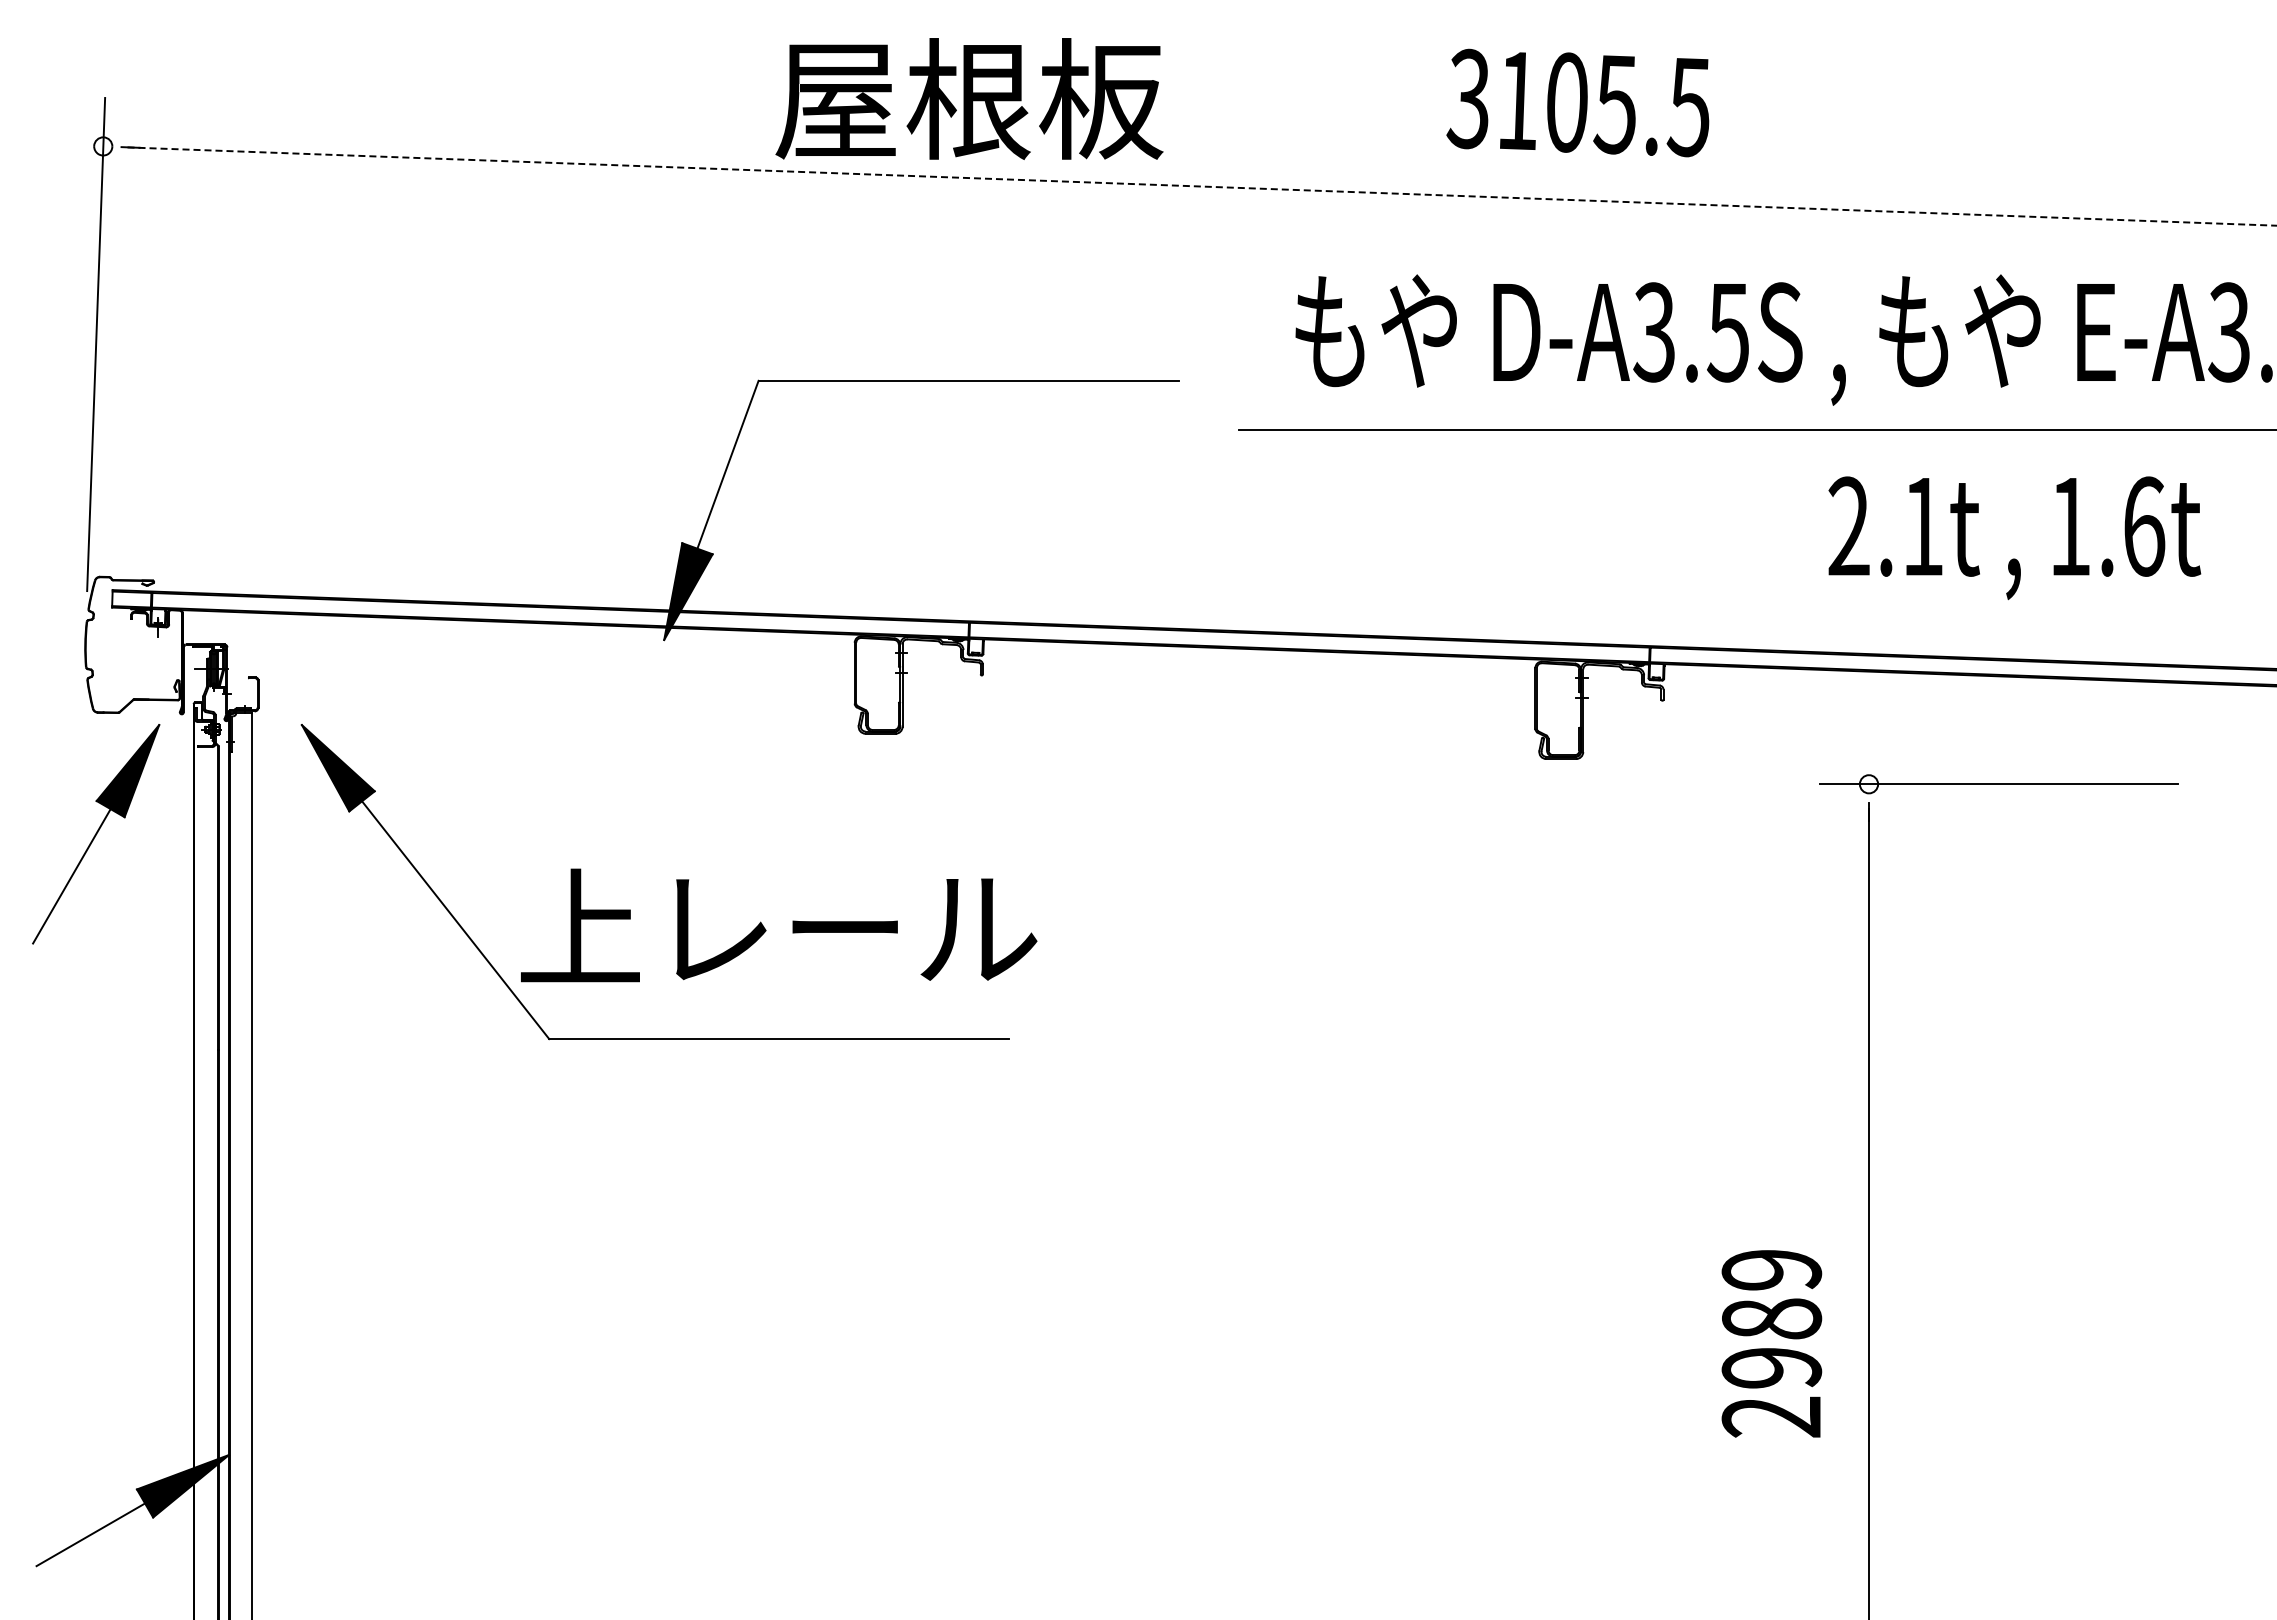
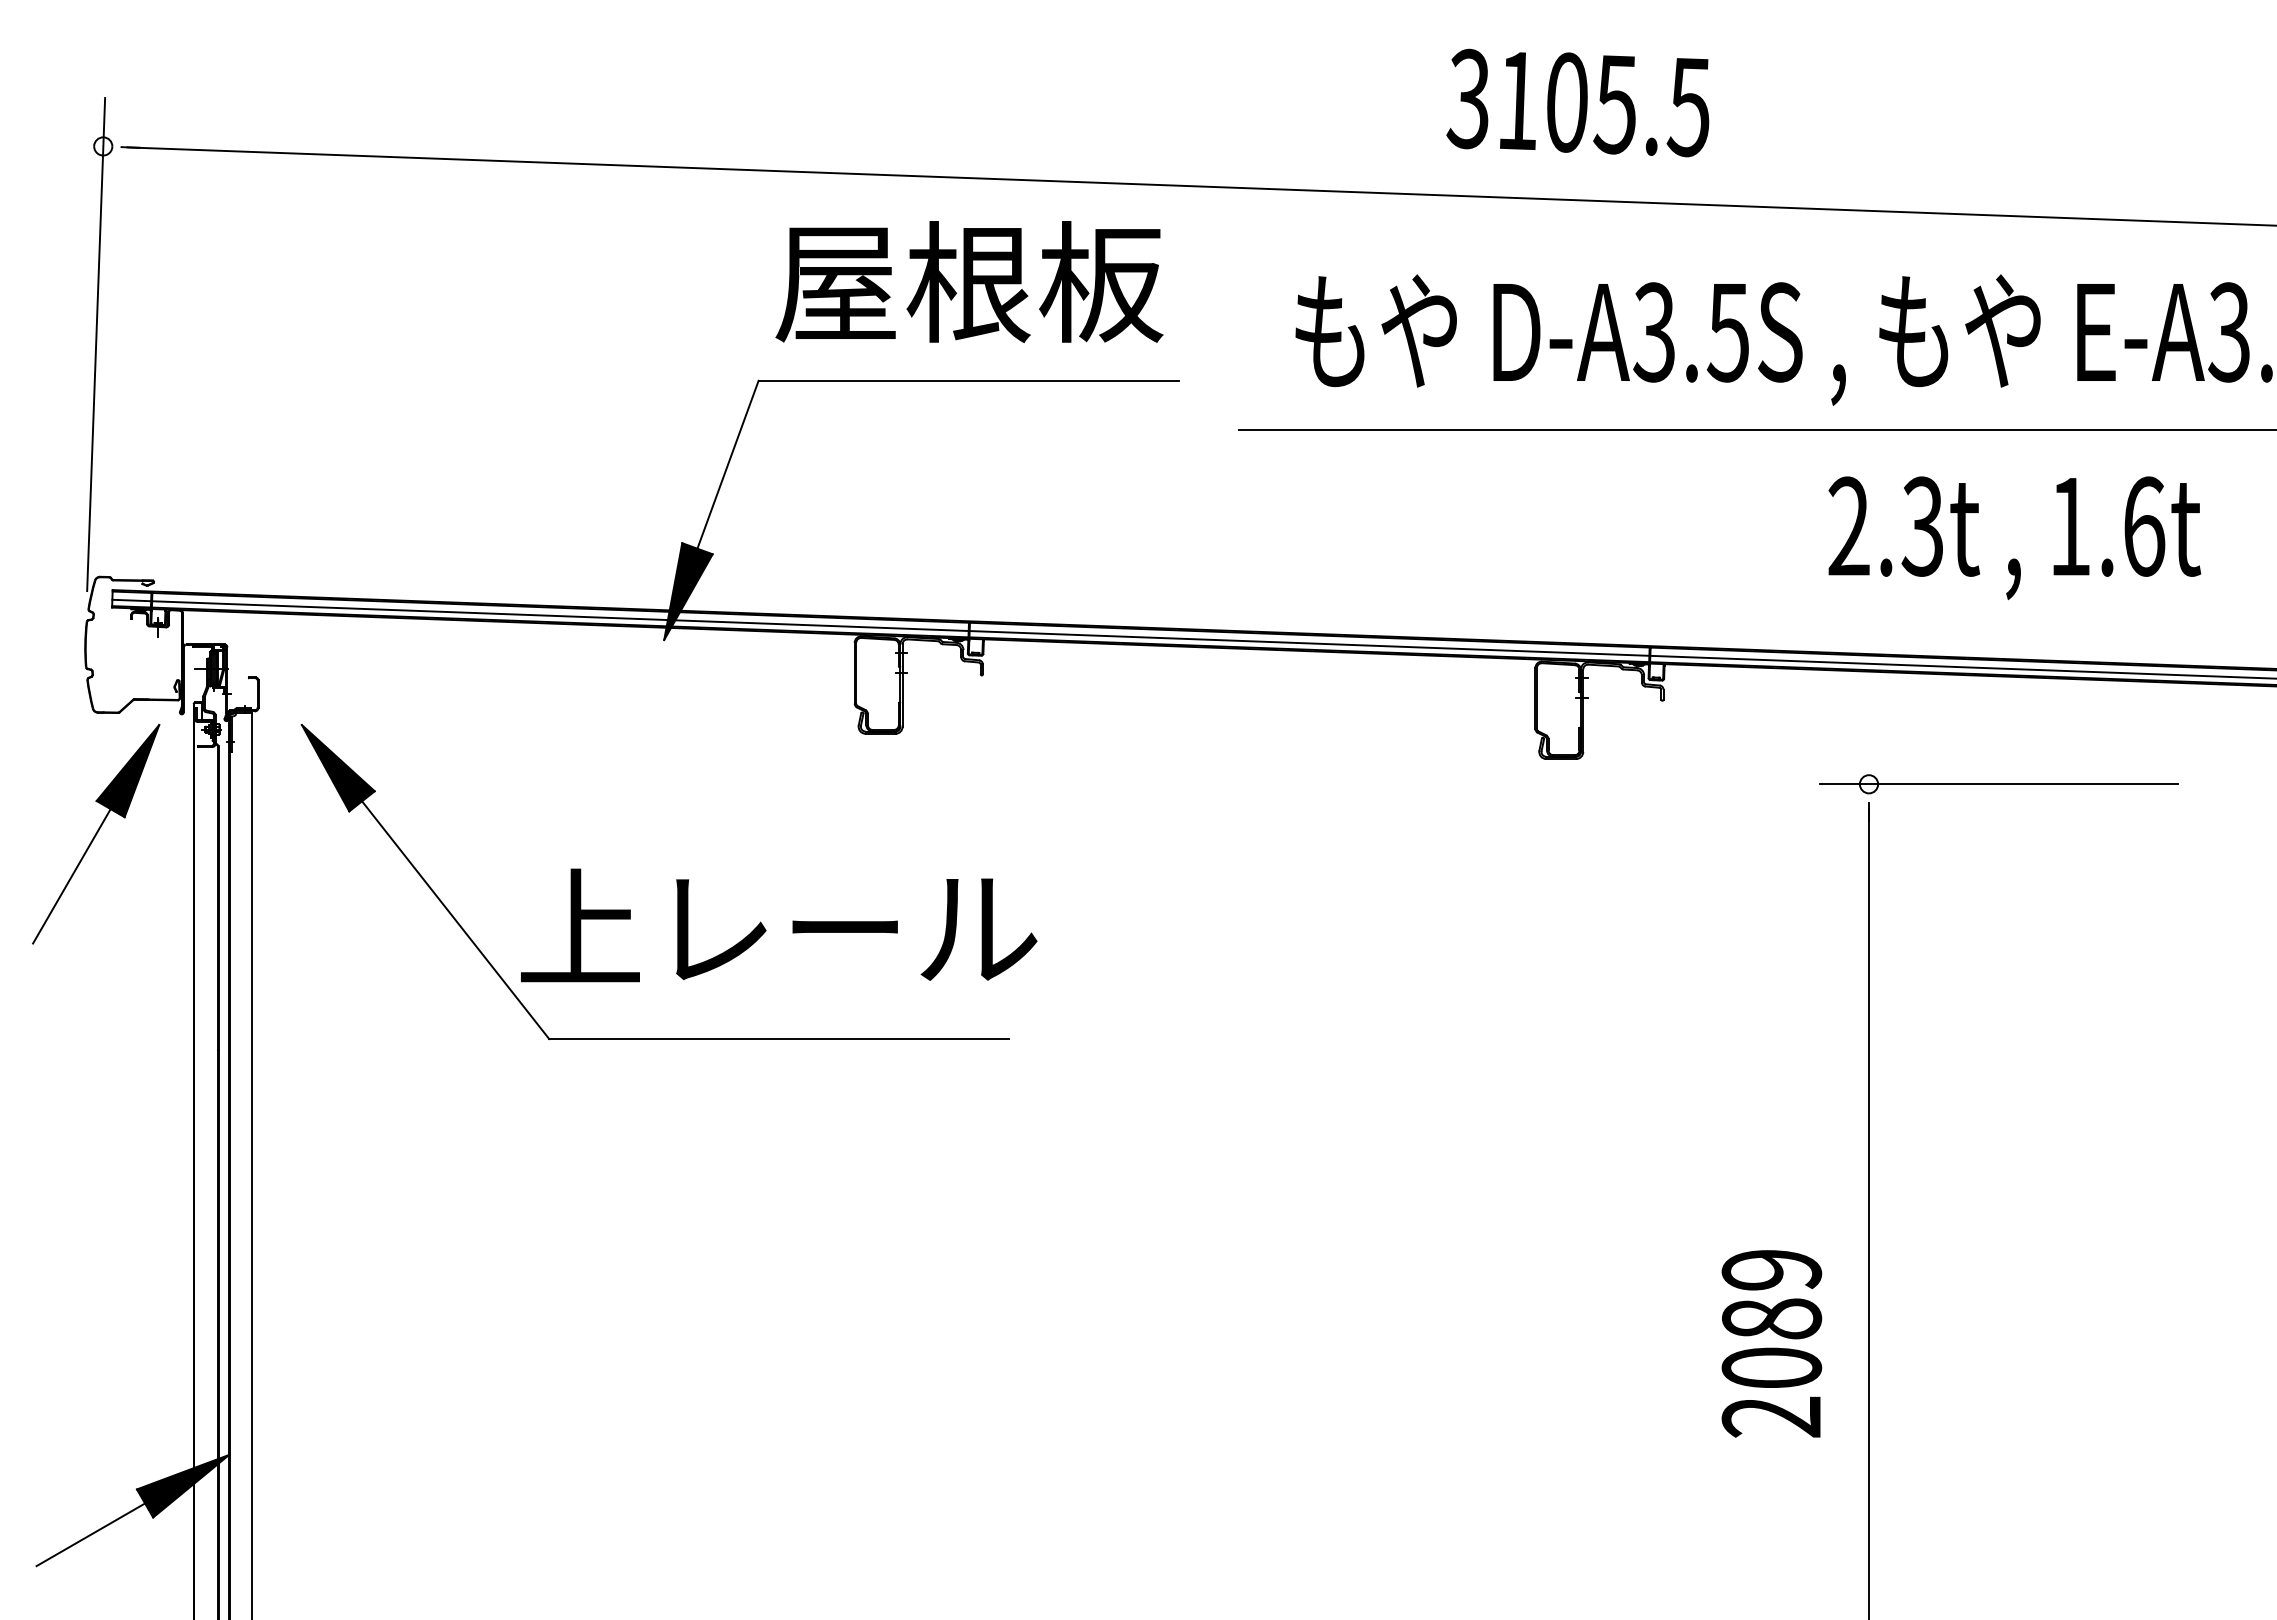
text position: (969, 98) -> (969, 281) (969, 281)
line: dashed -> solid (1202, 186)
text: 2.1t -> 2.3t (1921, 526)
line: none -> present (1192, 638)
text: 2989 -> 2089 (1771, 1367)
